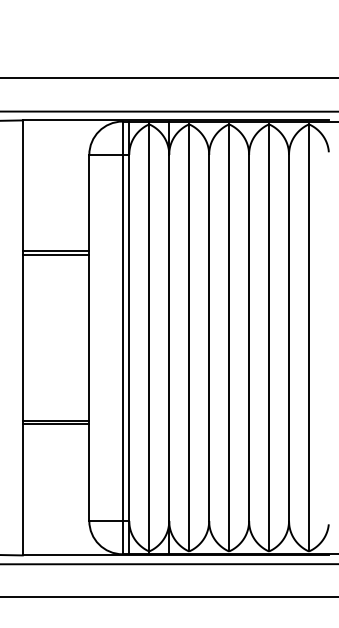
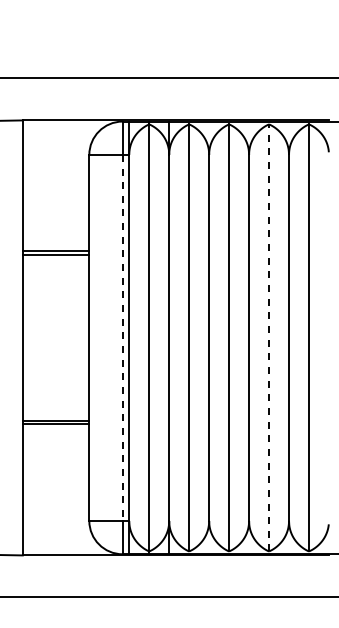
line: present -> none (168, 111)
line: solid -> dashed (269, 337)
line: solid -> dashed (122, 338)
line: present -> none (168, 564)
